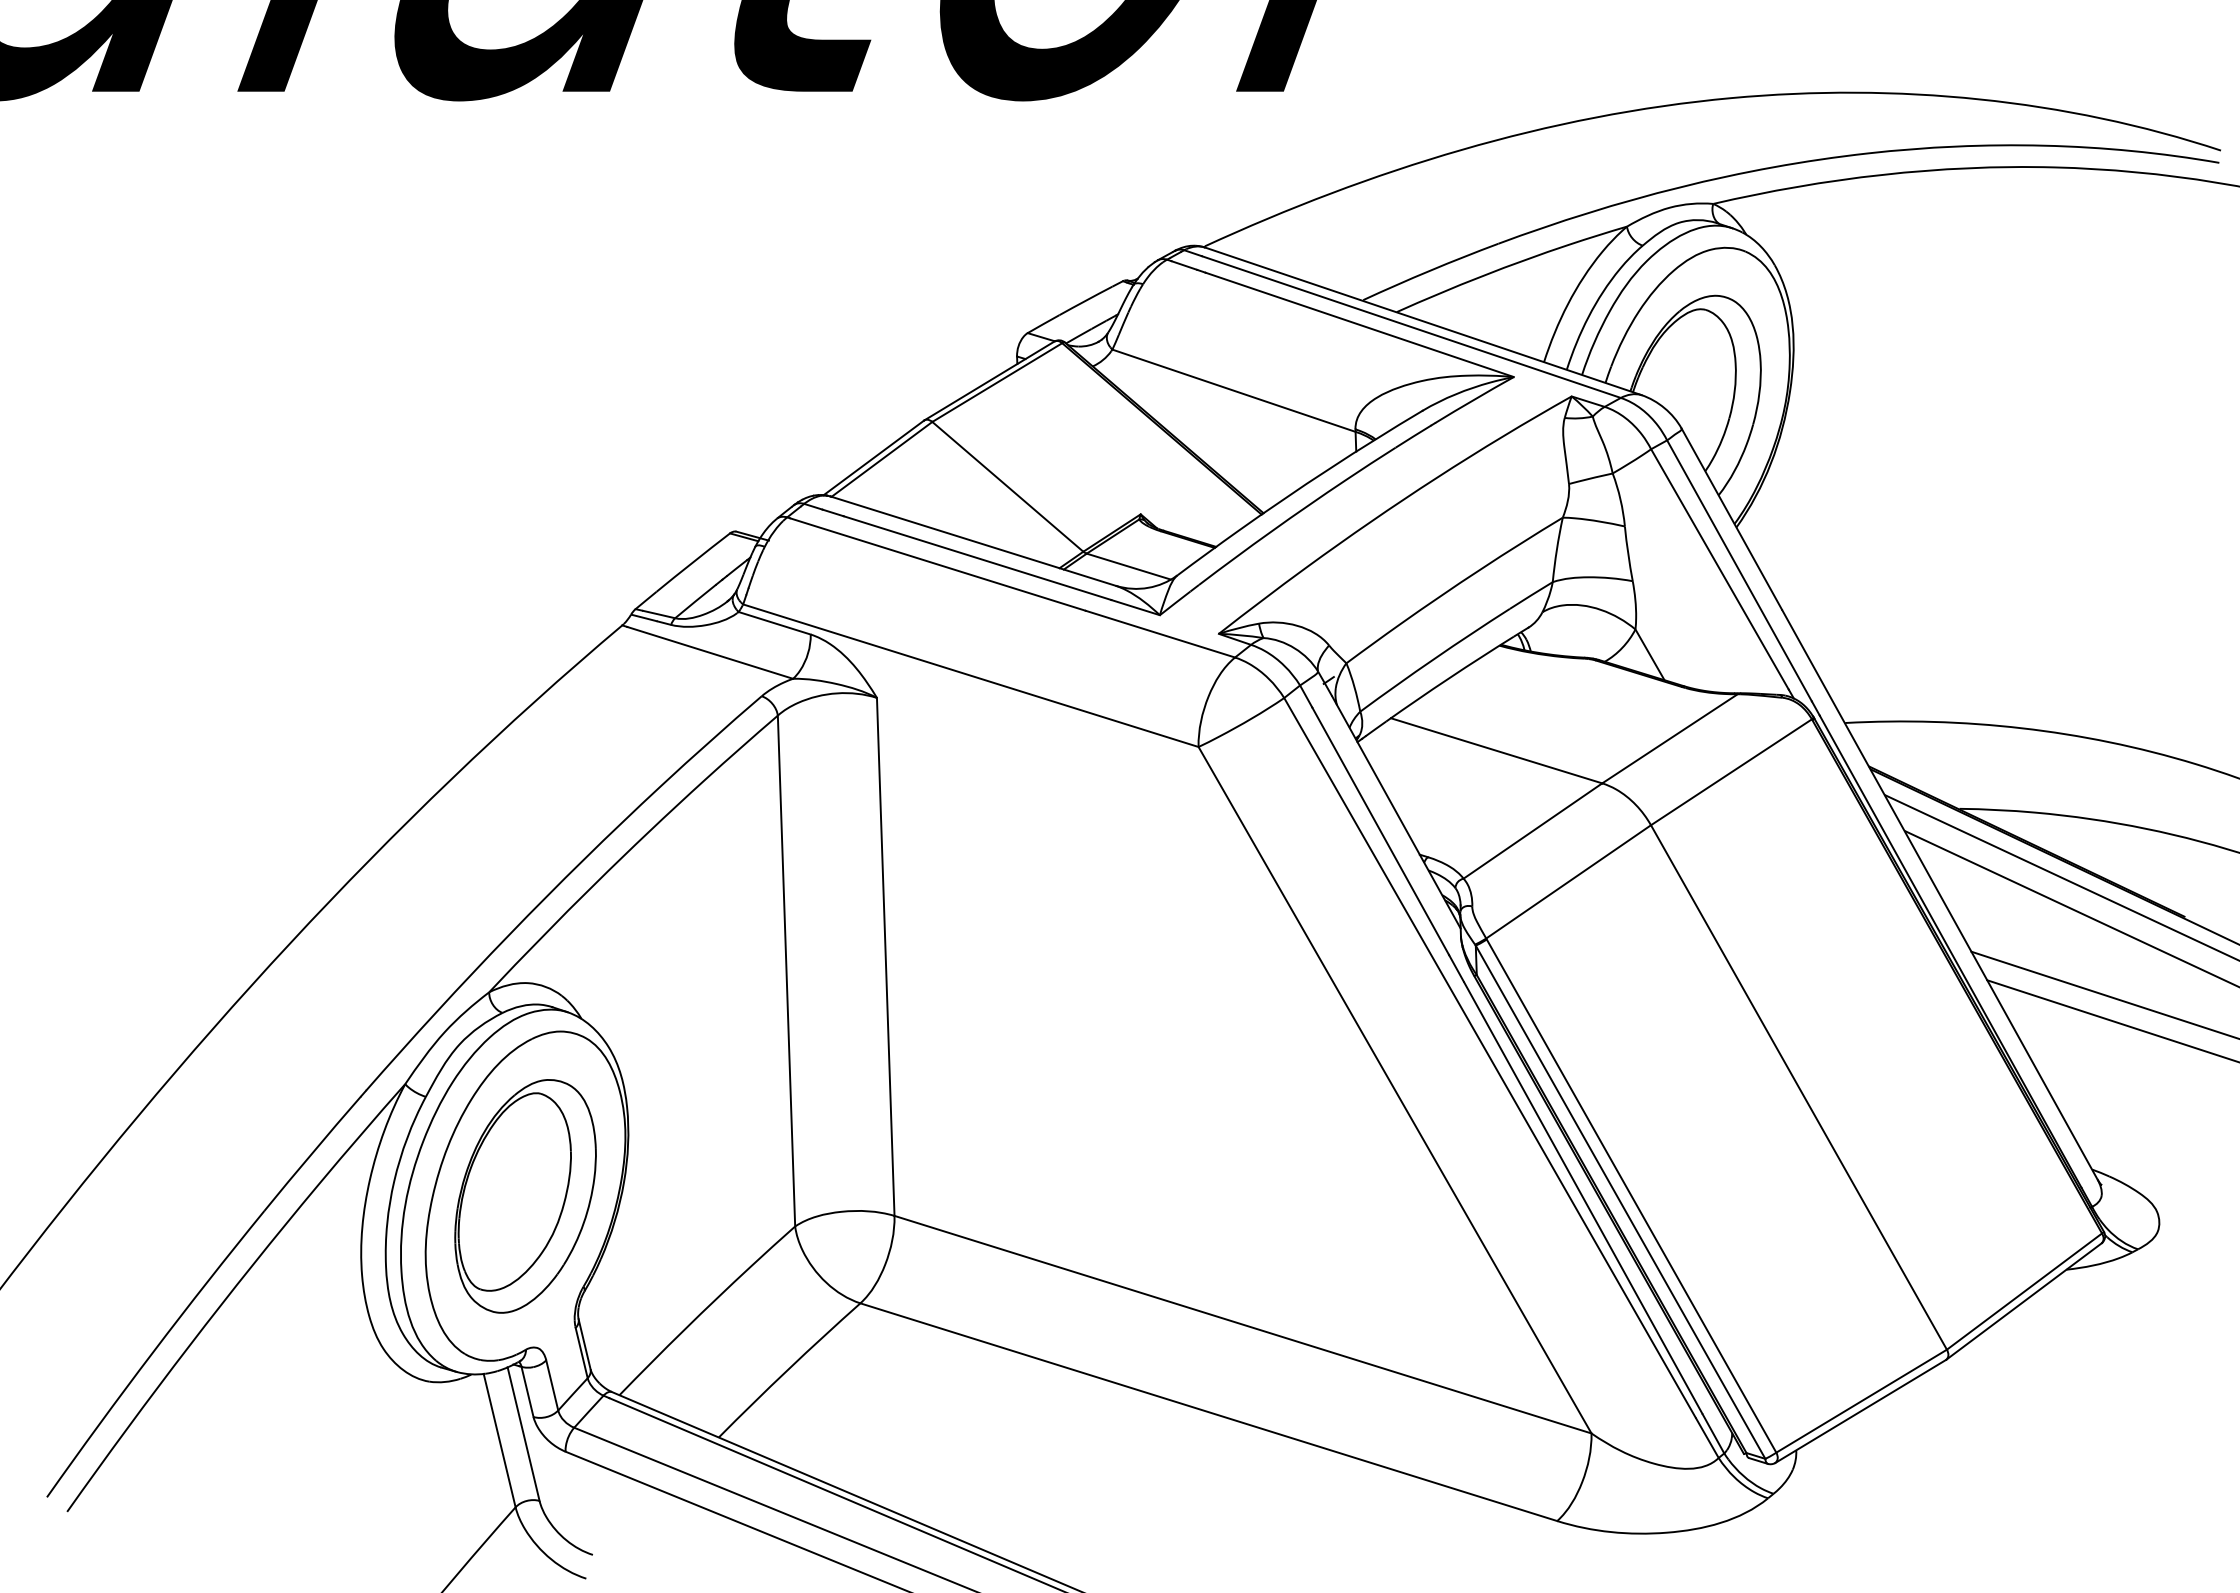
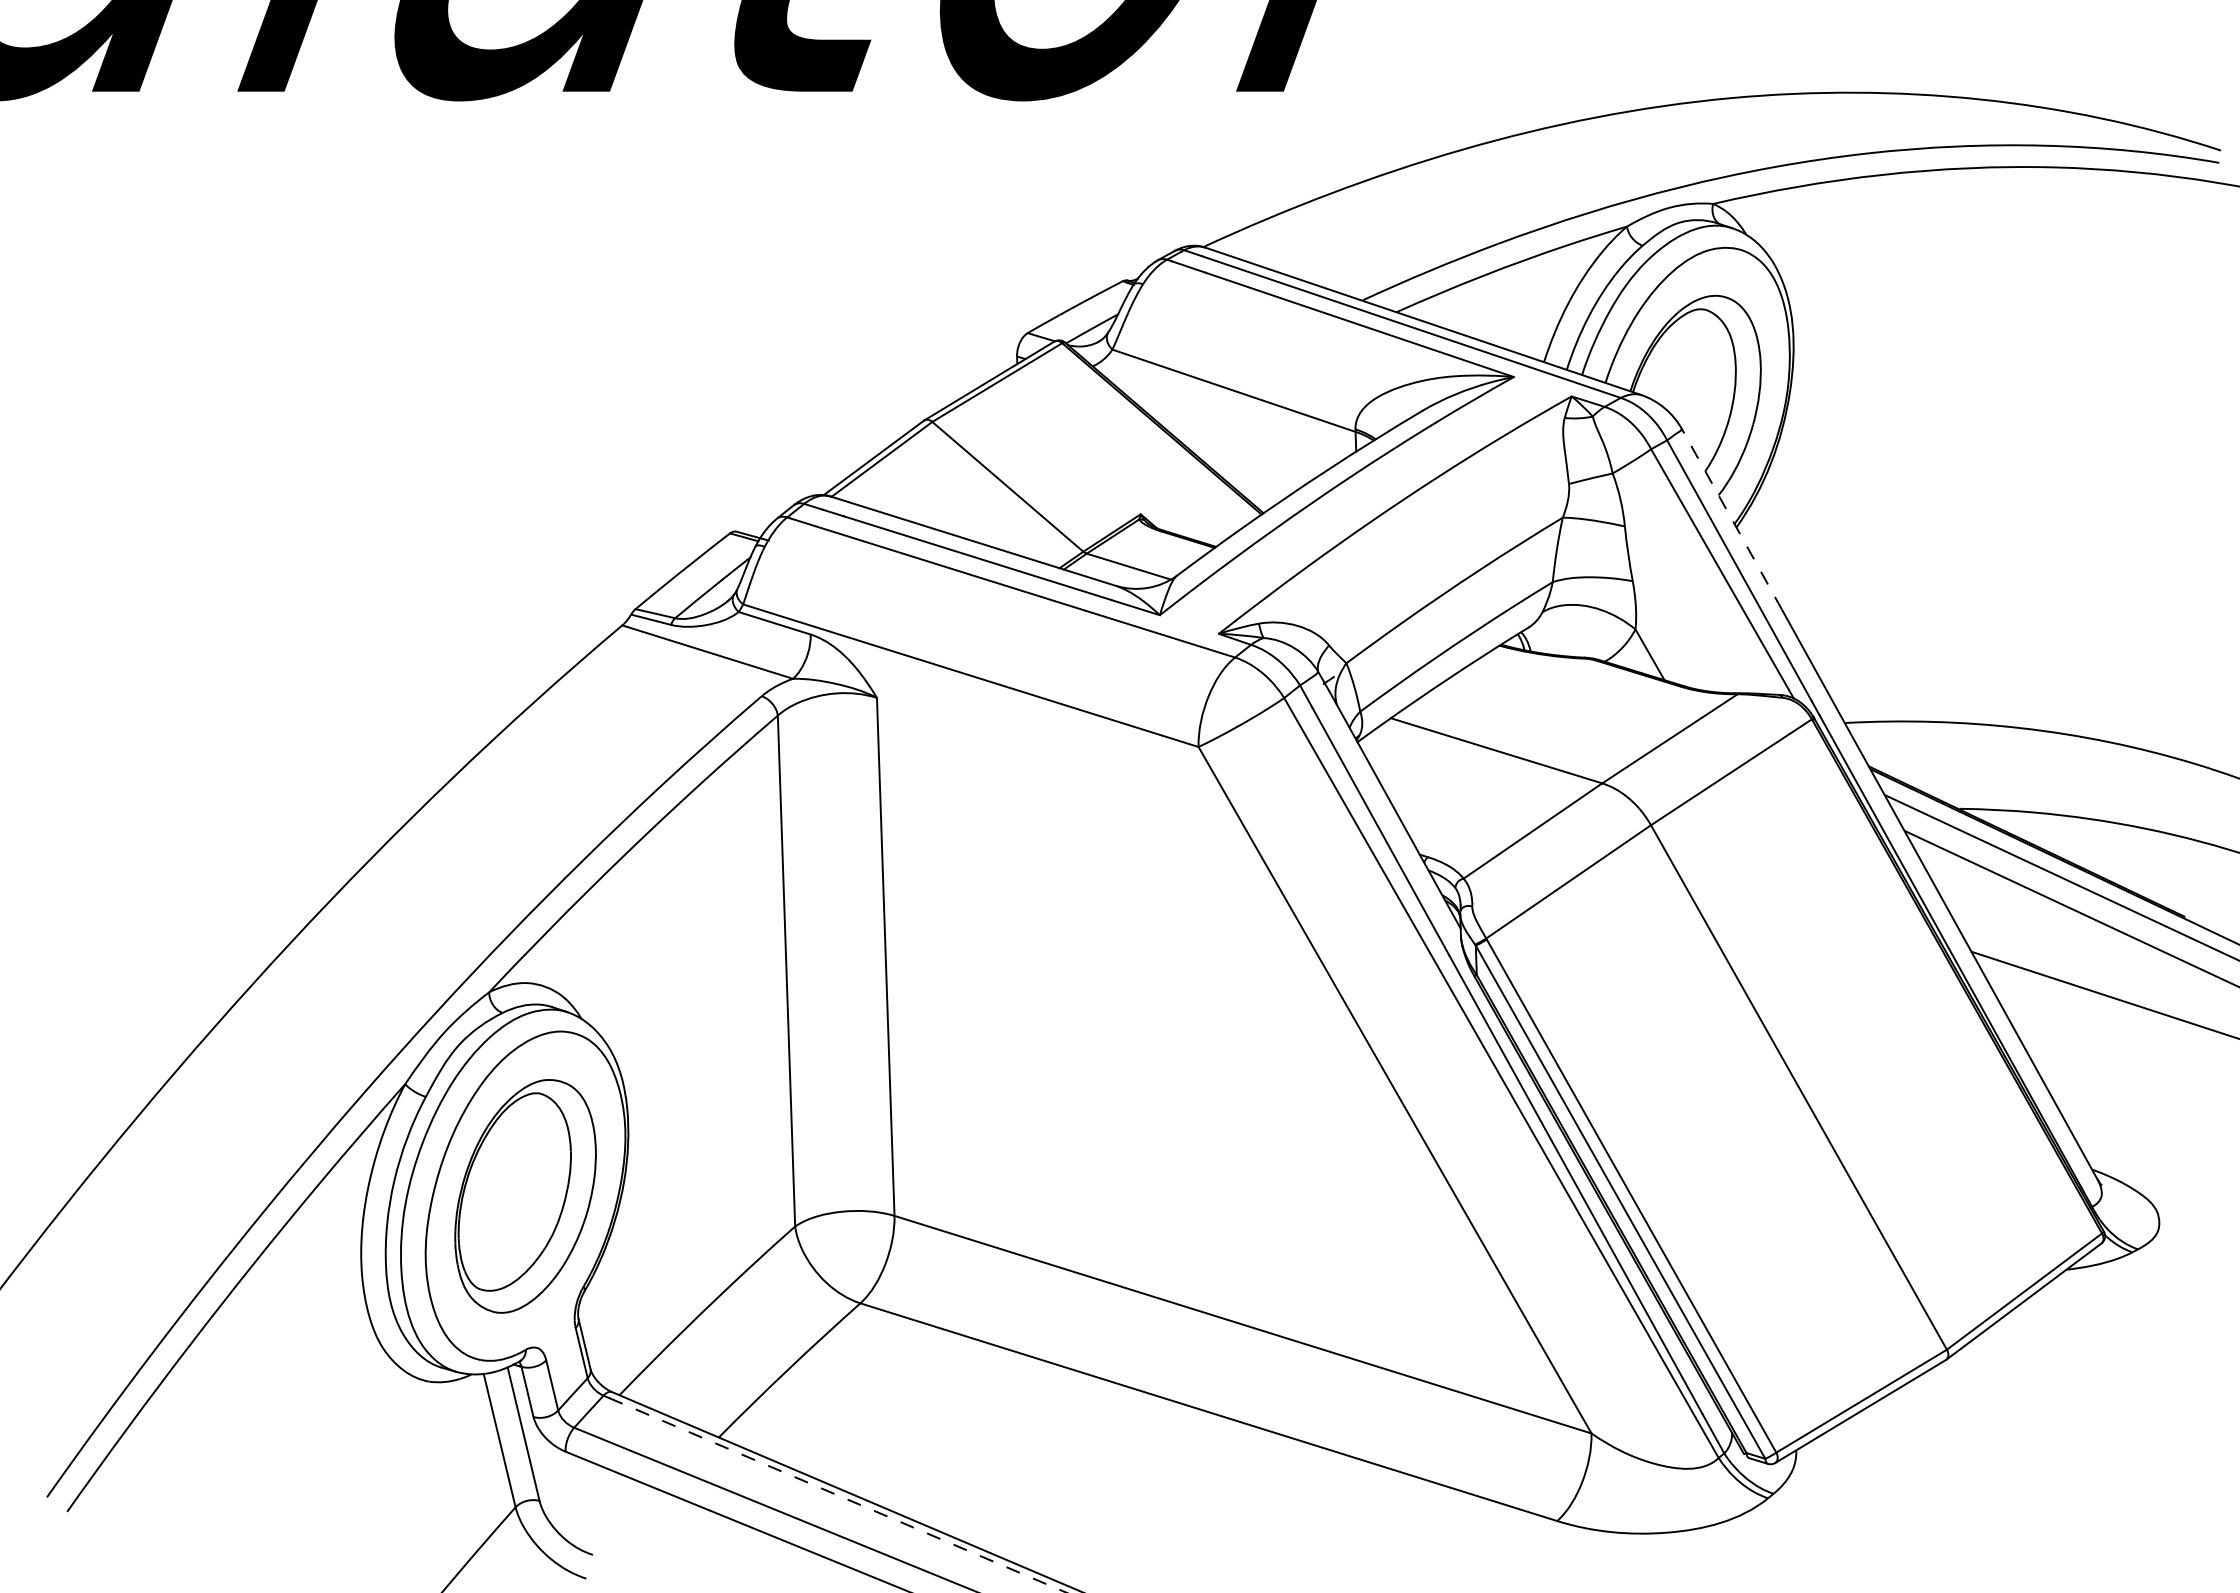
line: solid -> dashed (1731, 519)
line: present -> none (2111, 1020)
line: solid -> dashed (838, 1495)
